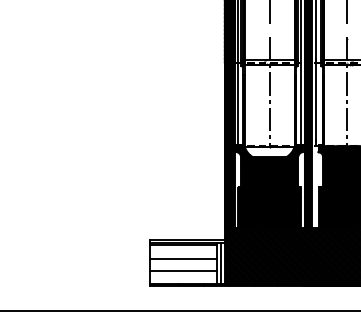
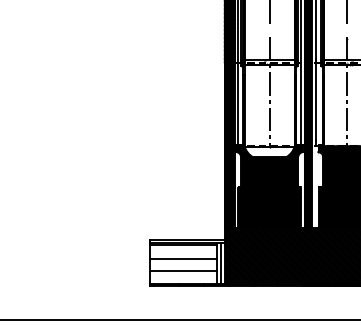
line position: (179, 310) -> (179, 319) (179, 319)
